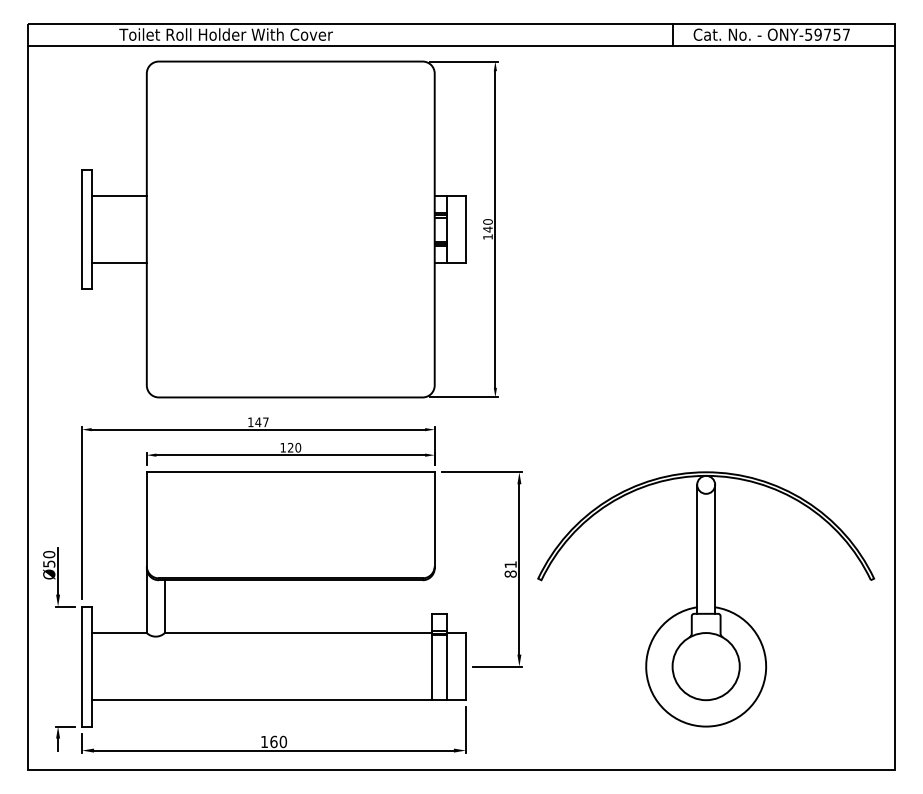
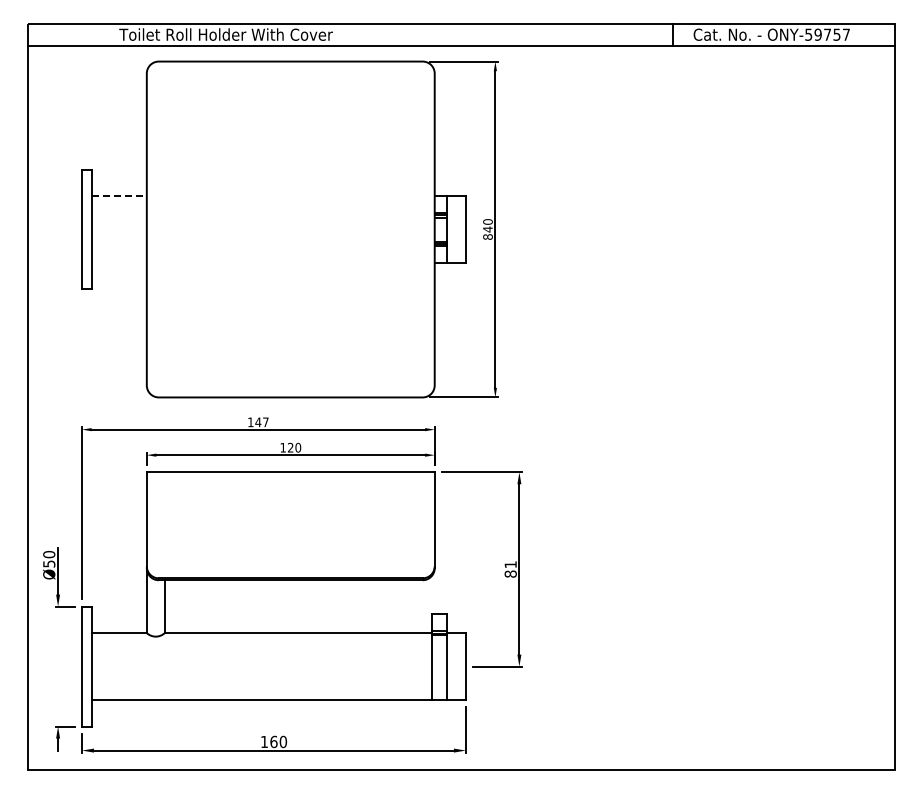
line: solid -> dashed (119, 195)
text: 140 -> 840 (487, 236)
line: present -> none (118, 263)
part: present -> none (706, 599)
